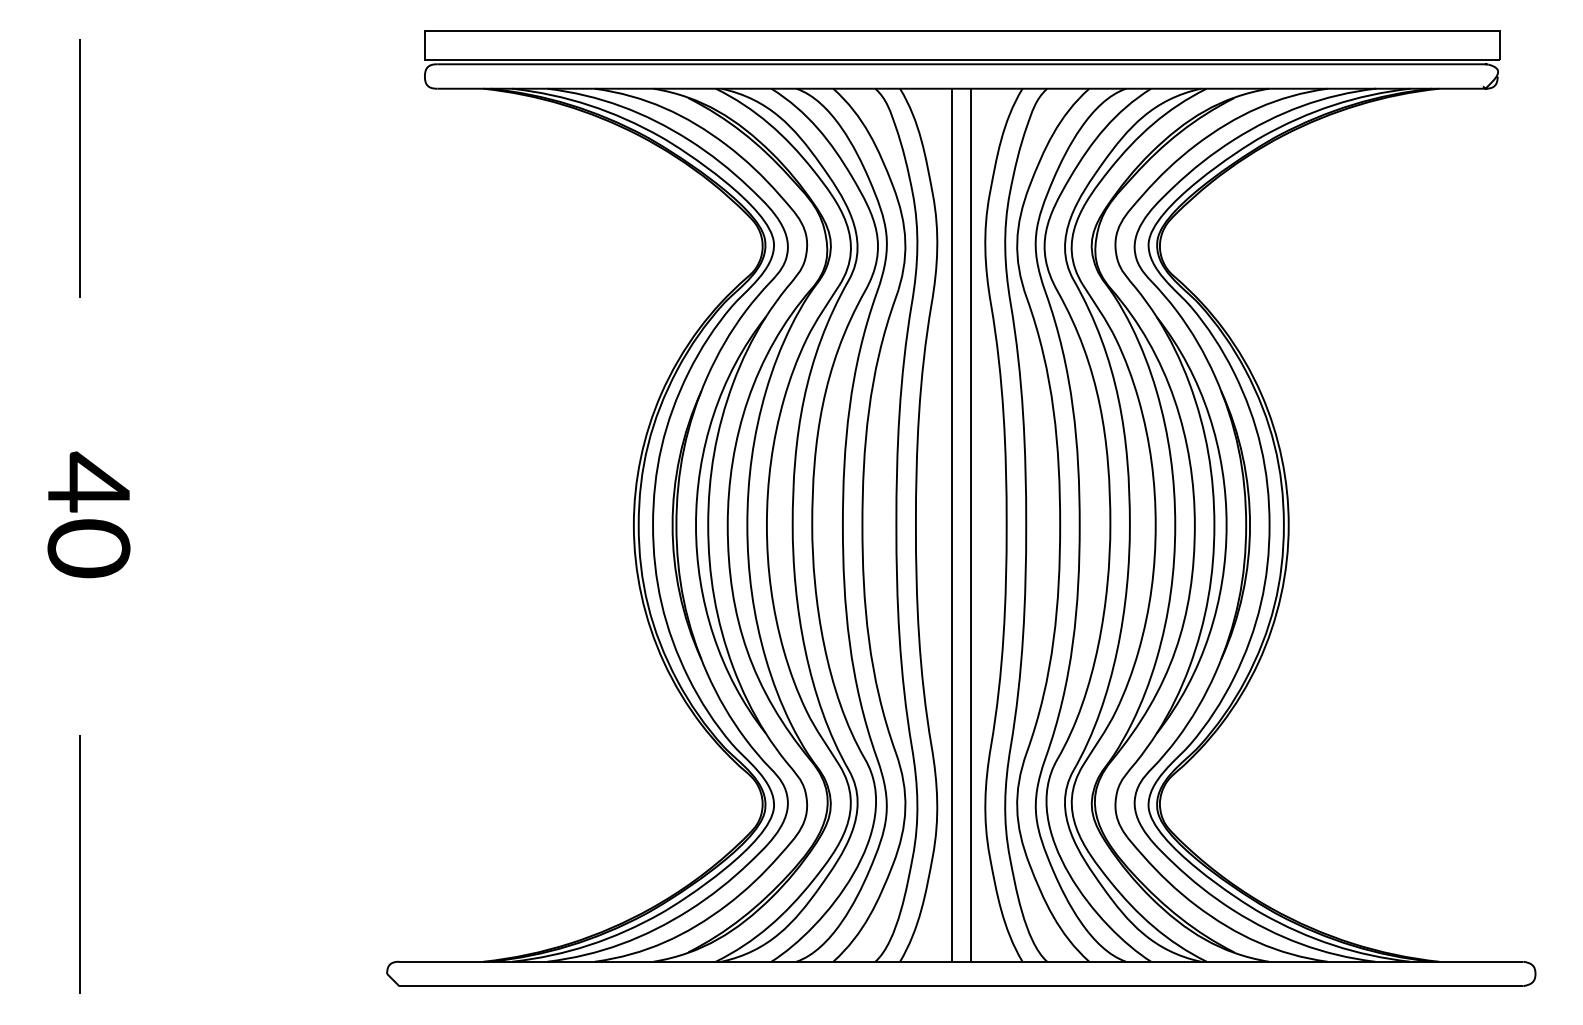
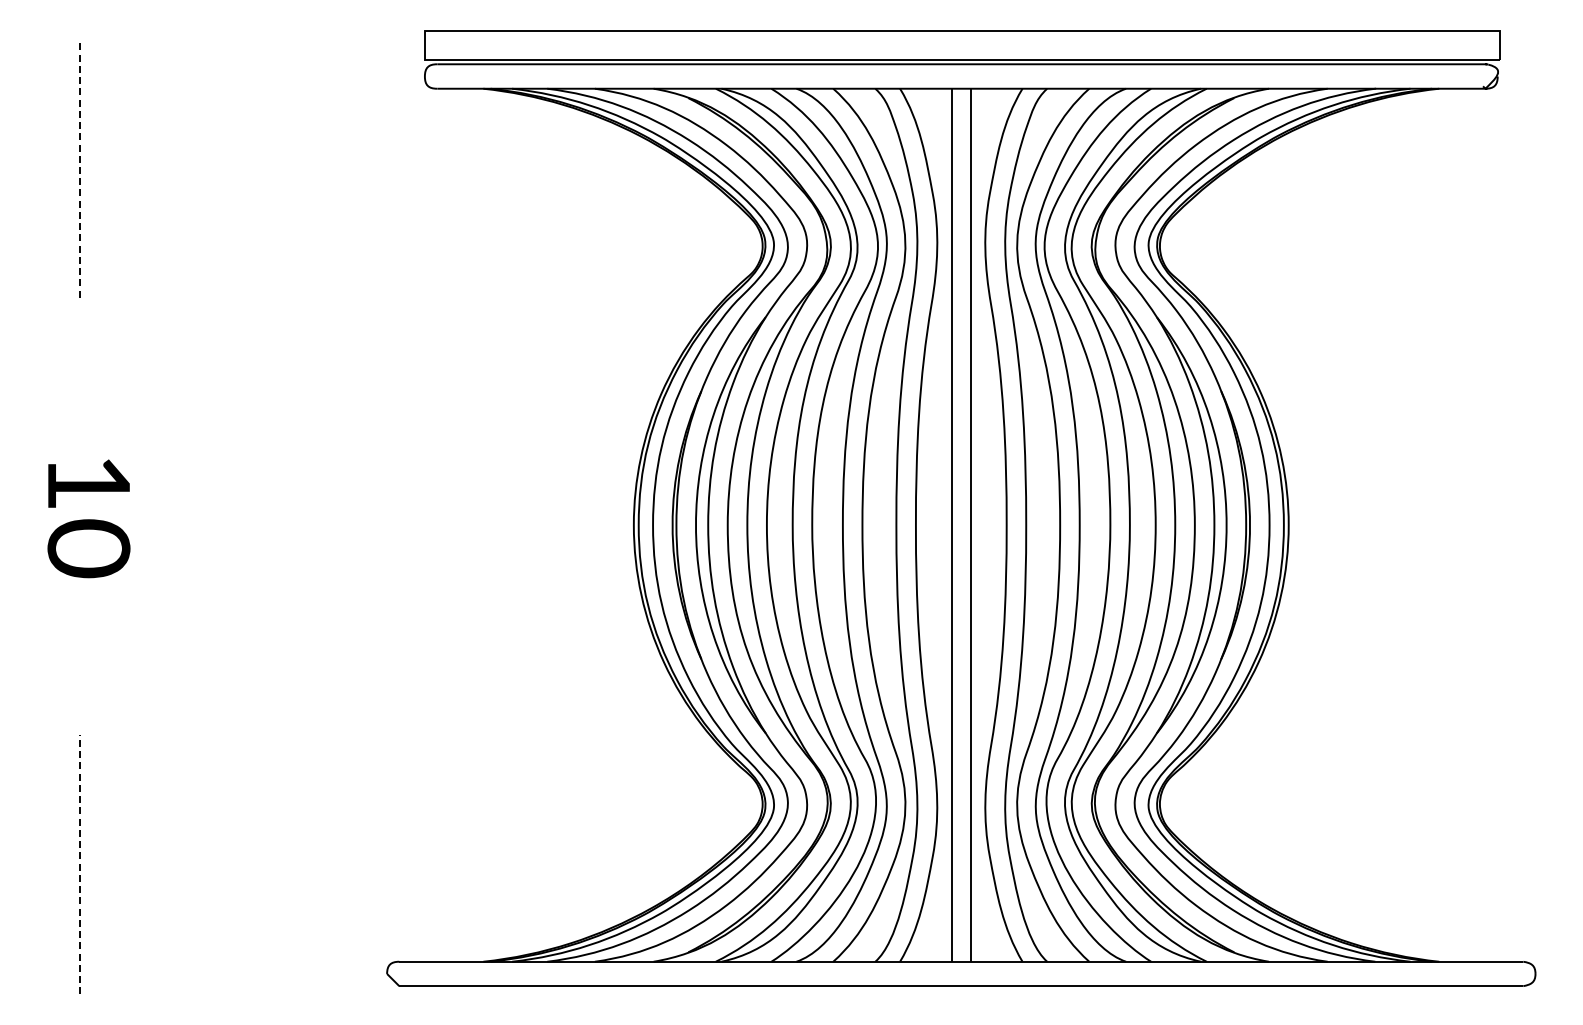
line: solid -> dashed (80, 167)
text: 40 -> 10 (88, 481)
line: solid -> dashed (80, 864)
